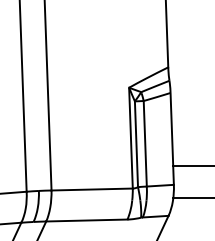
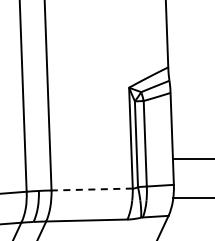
line position: (192, 165) -> (192, 158) (192, 158)
line: solid -> dashed (92, 189)
